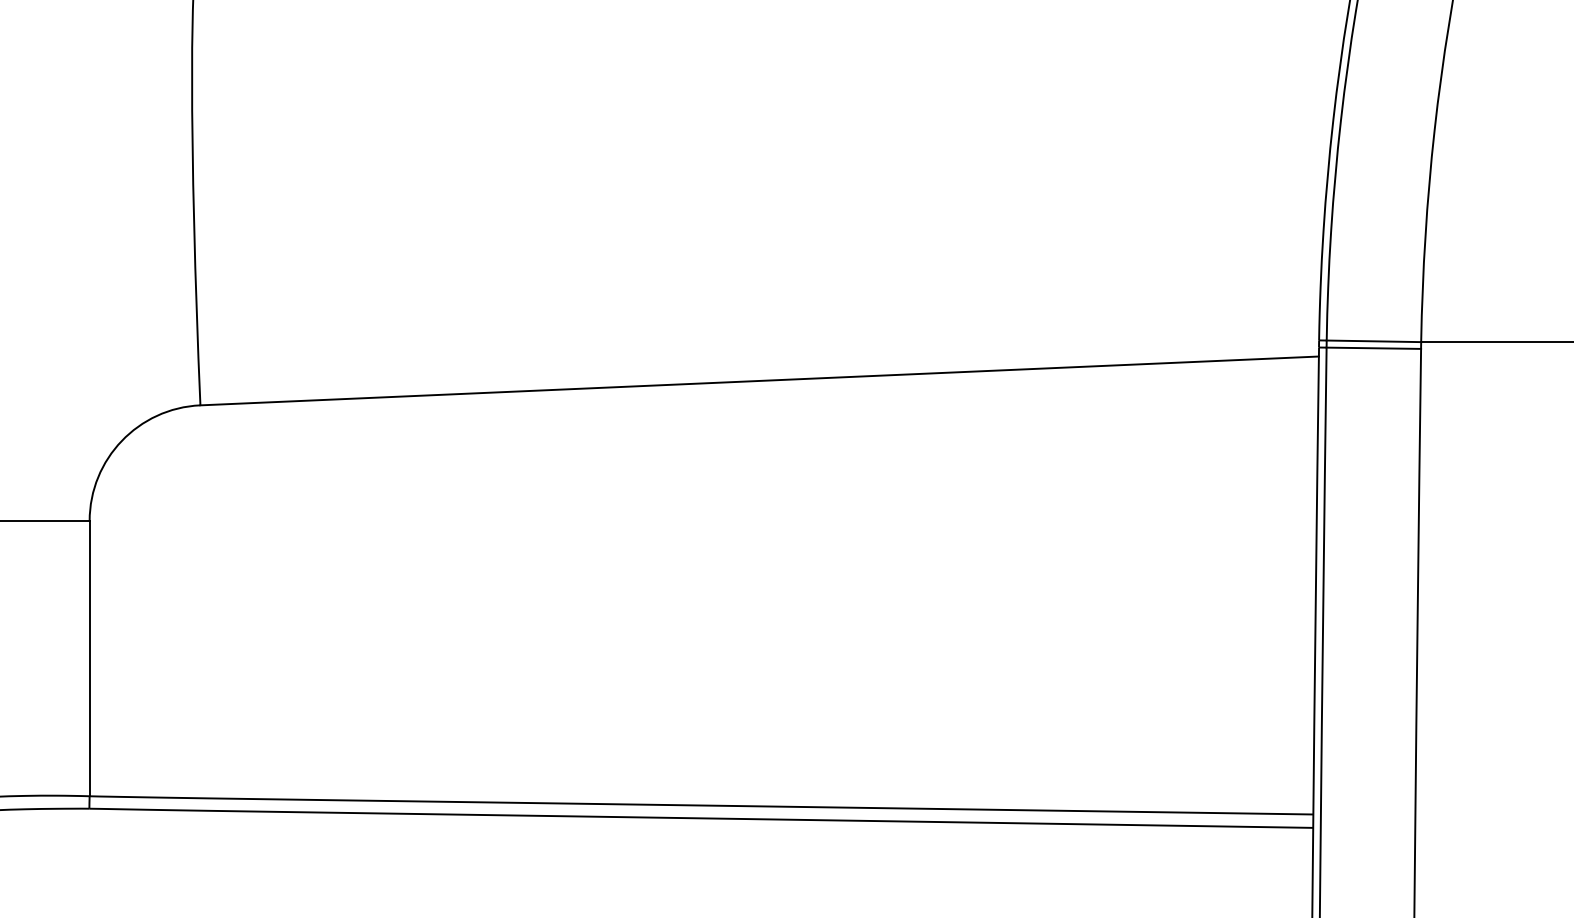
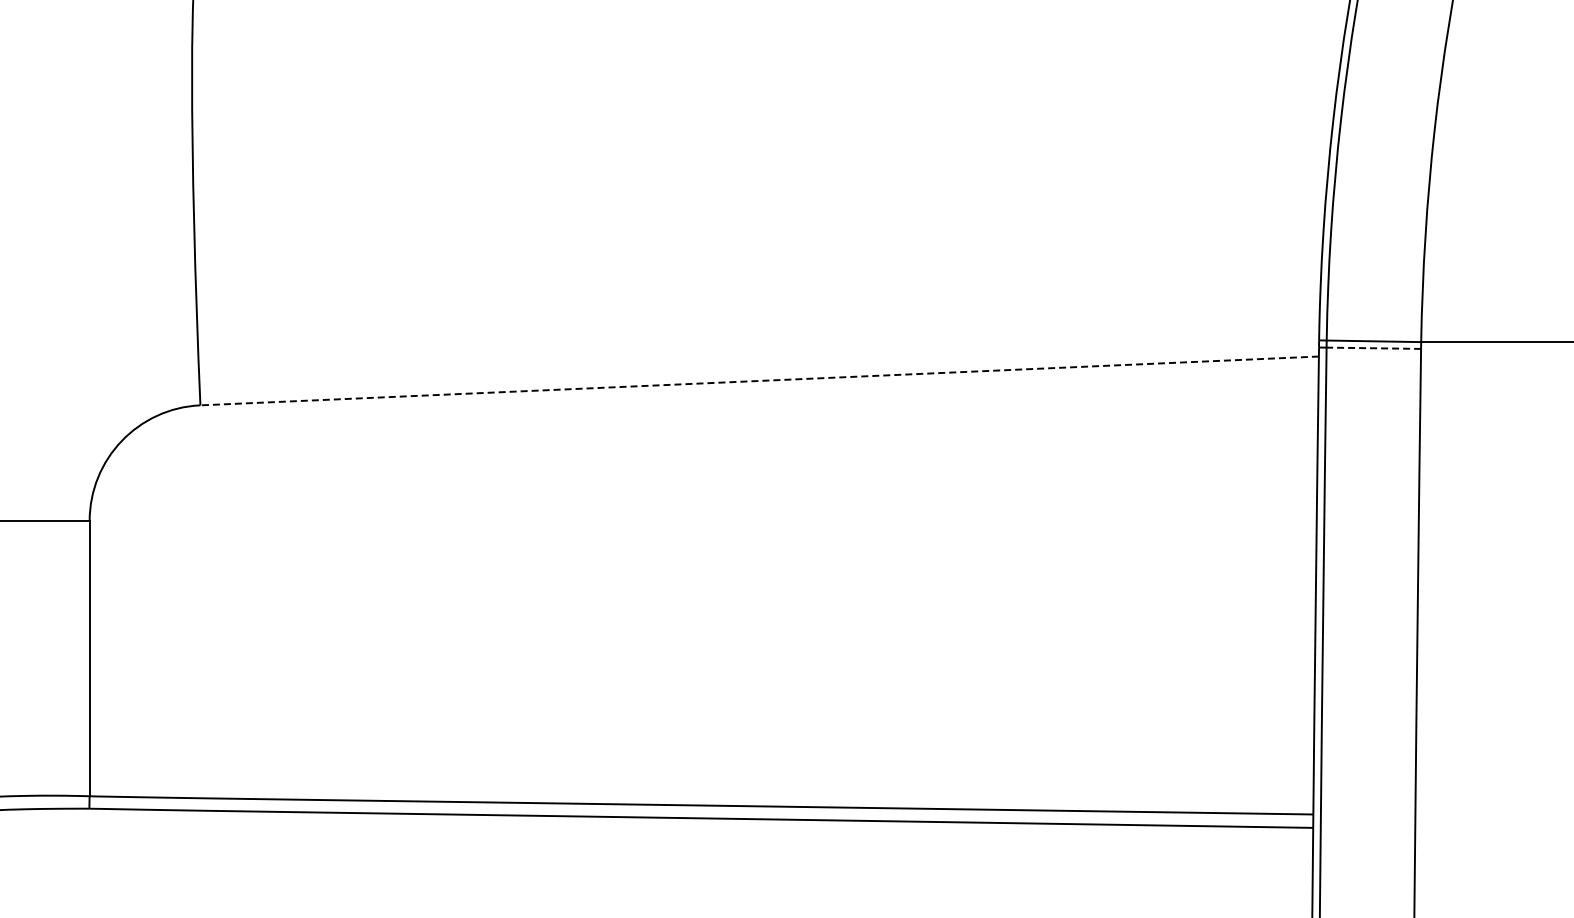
line: solid -> dashed (1373, 348)
line: solid -> dashed (759, 380)
